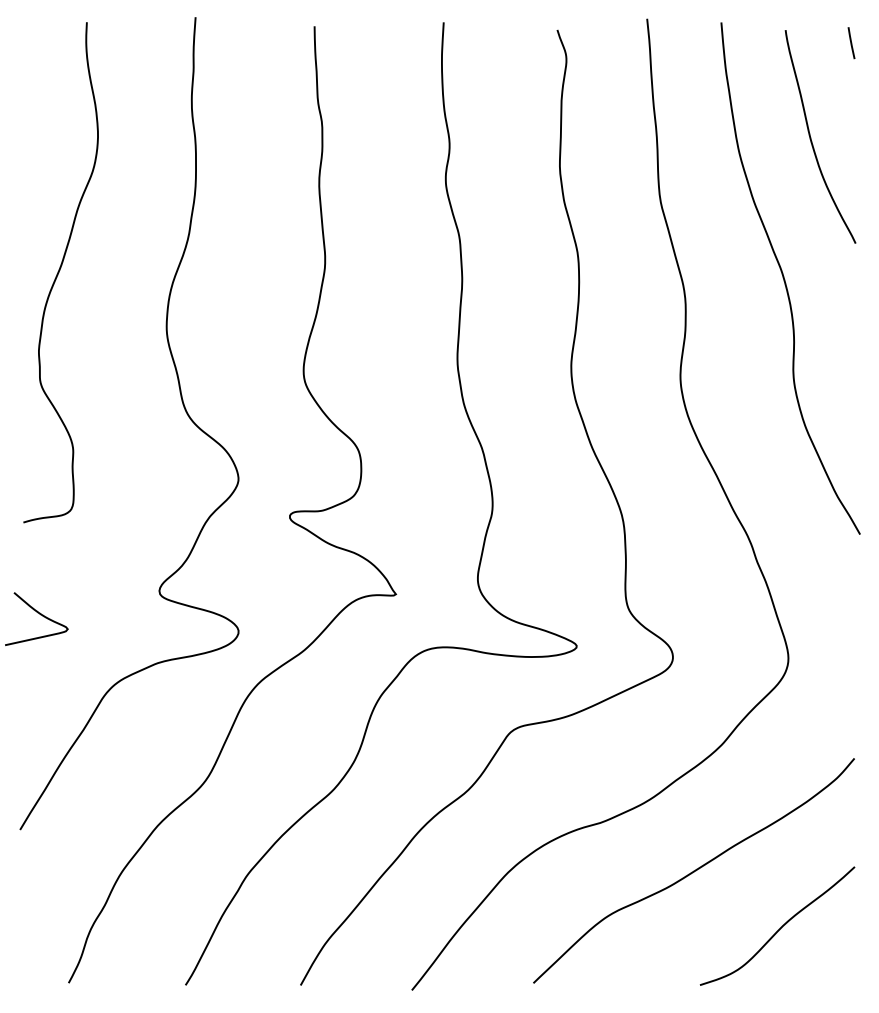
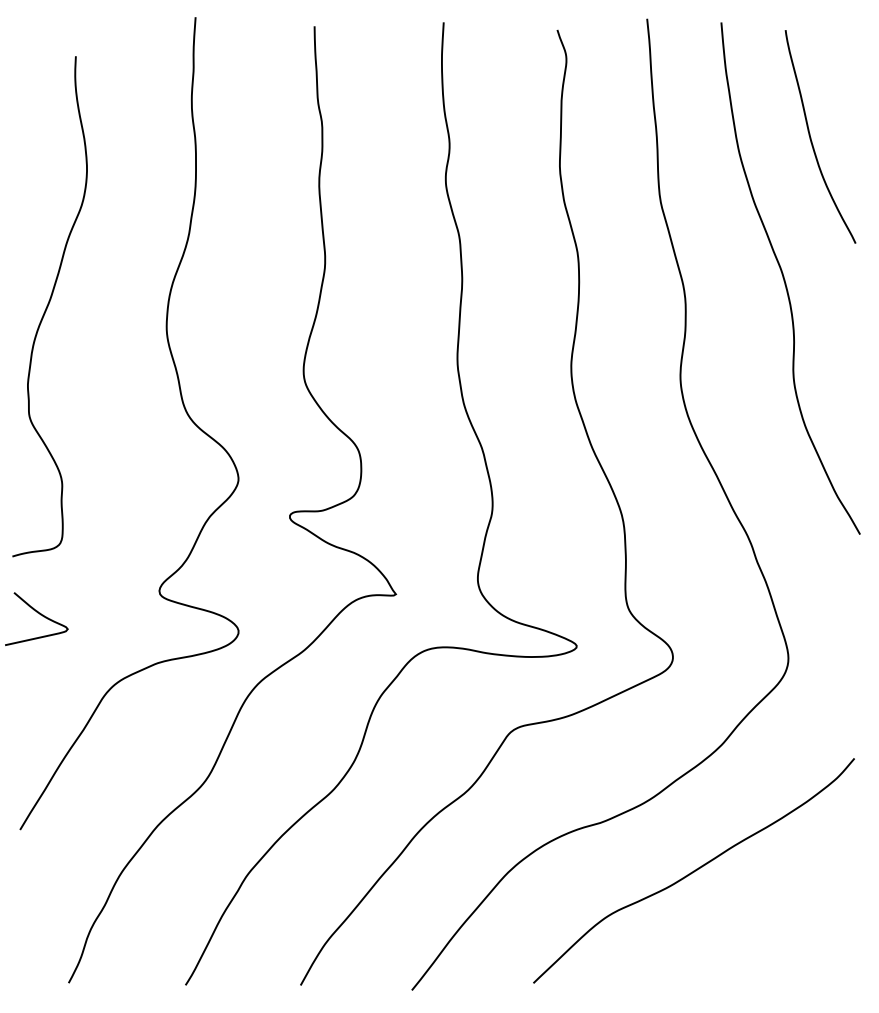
line: present -> none (851, 43)
curve position: (59, 272) -> (48, 306) (48, 306)
curve: present -> none (780, 927)
